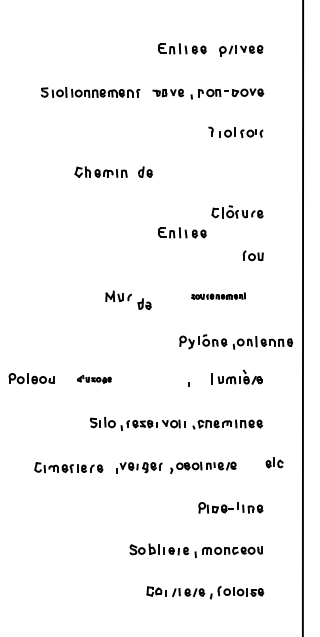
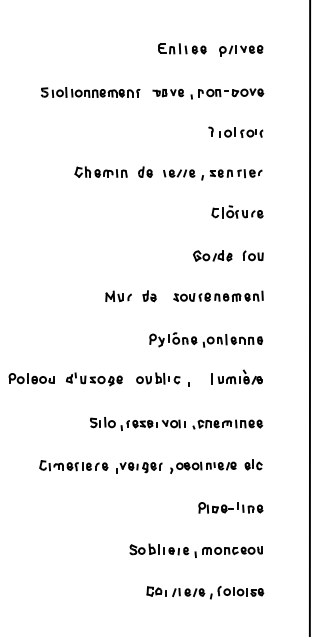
part: none -> present (212, 174)
part: present -> none (182, 232)
part: none -> present (212, 255)
part size: 55x8 px -> 91x12 px (218, 295)
part position: (144, 304) -> (149, 296) (149, 296)
line position: (302, 317) -> (309, 317) (309, 317)
part position: (235, 341) -> (205, 339) (205, 339)
part size: 35x10 px -> 57x15 px (94, 379)
part: none -> present (158, 378)
part position: (274, 462) -> (253, 464) (253, 464)
part position: (68, 467) -> (73, 465) (73, 465)
